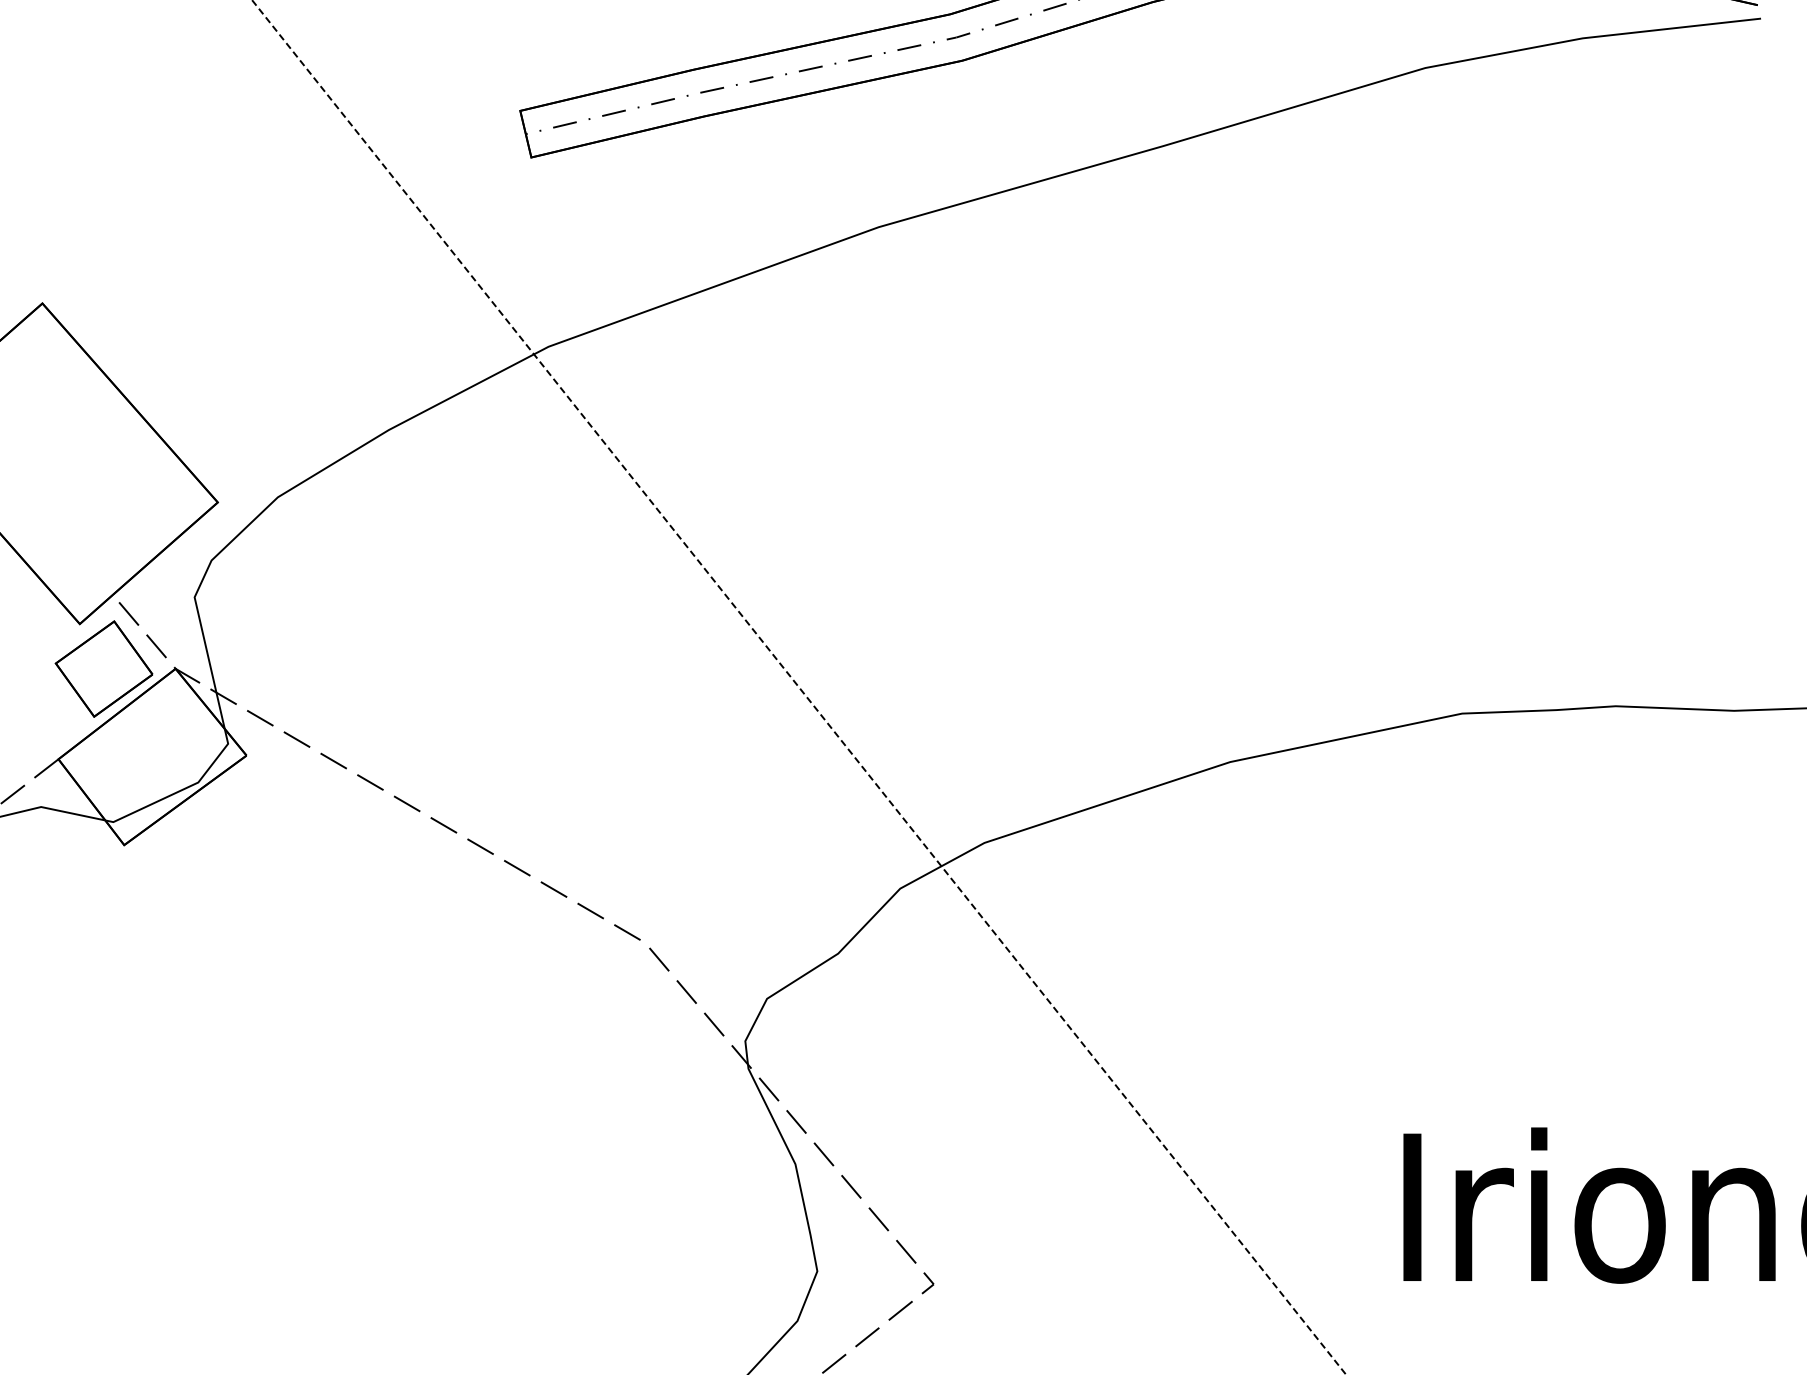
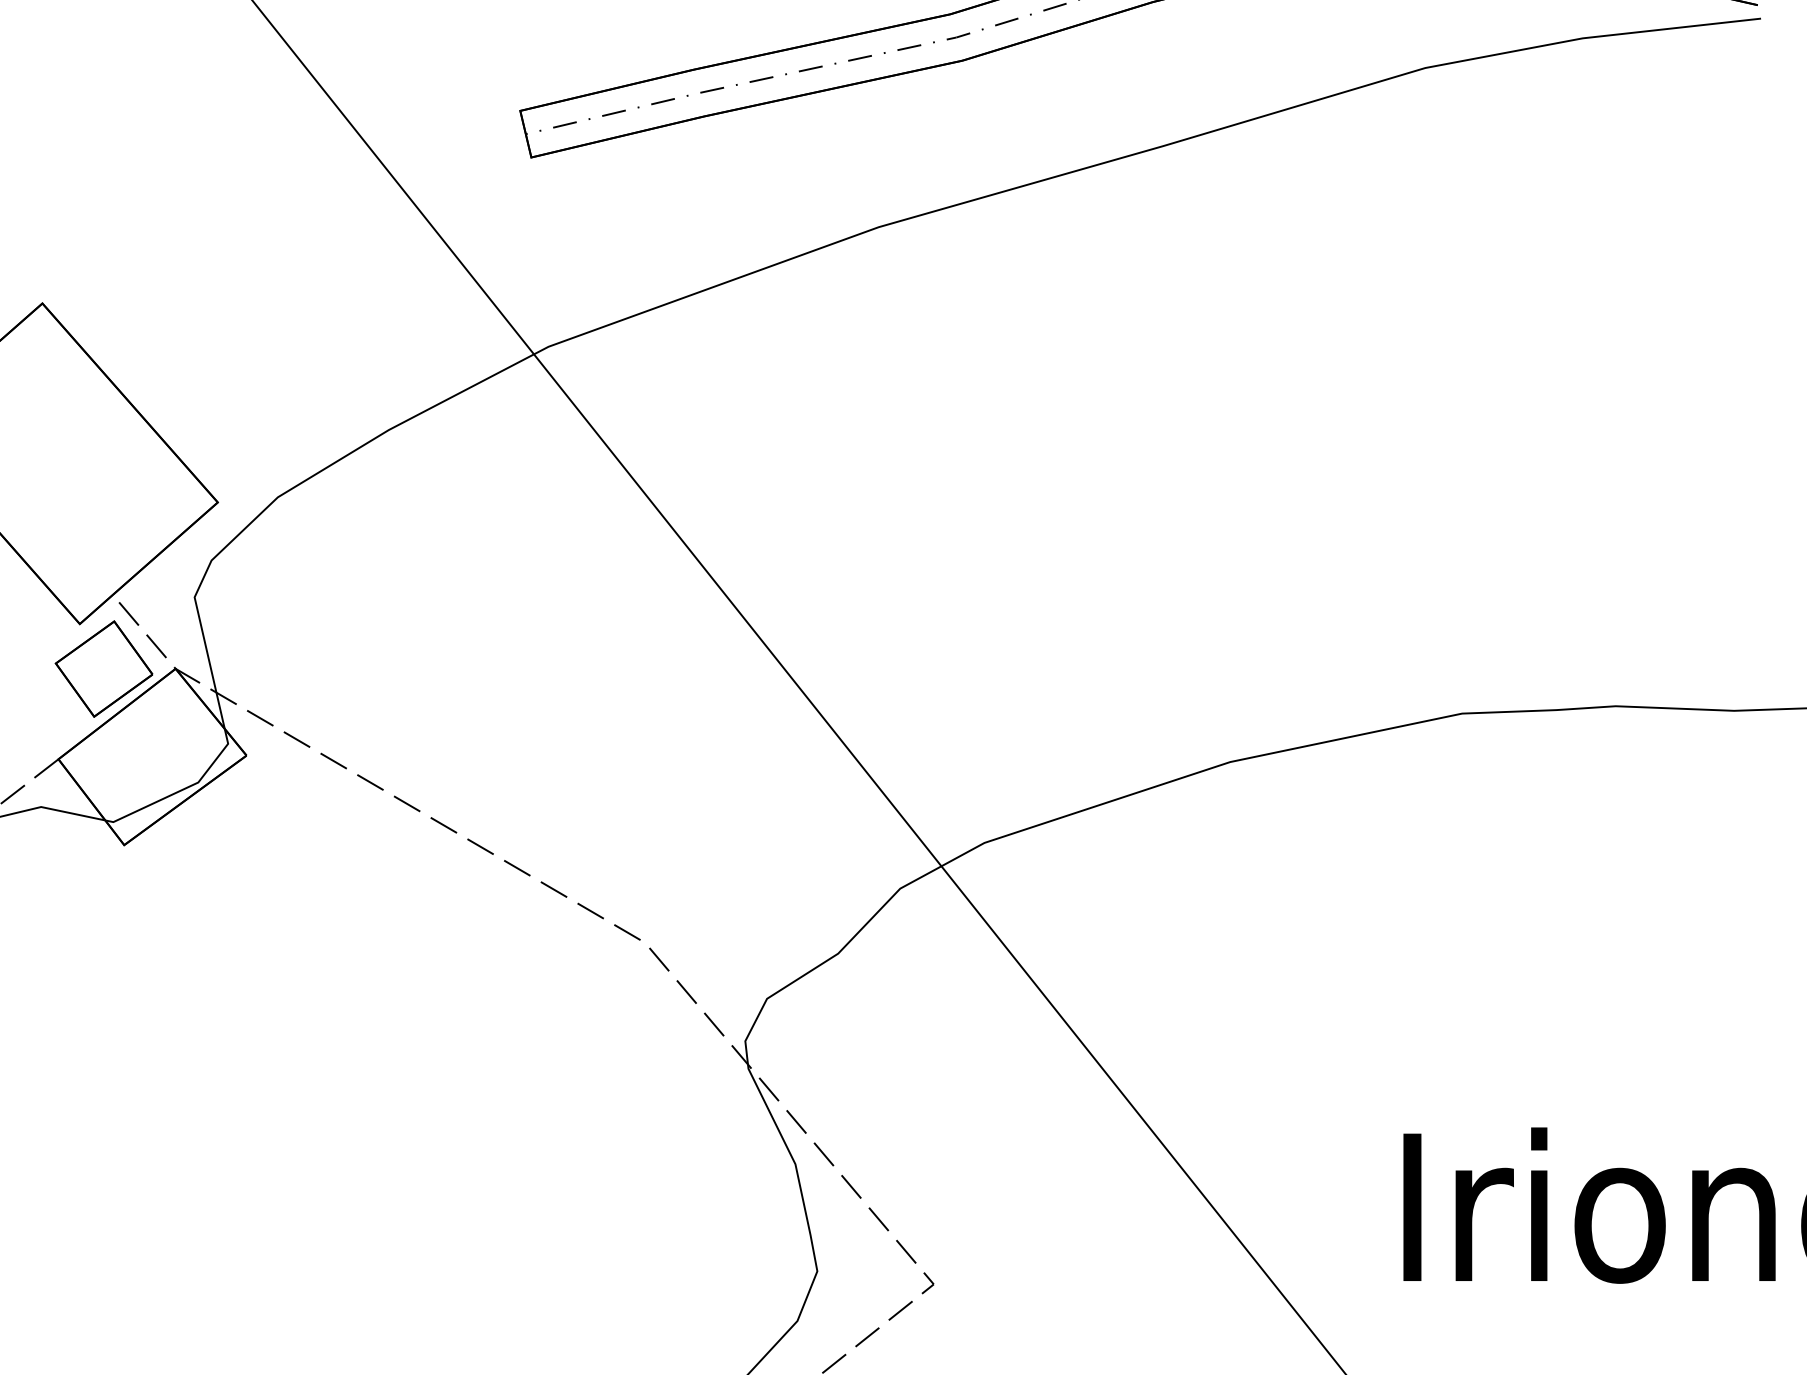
line: dashed -> solid (798, 687)
